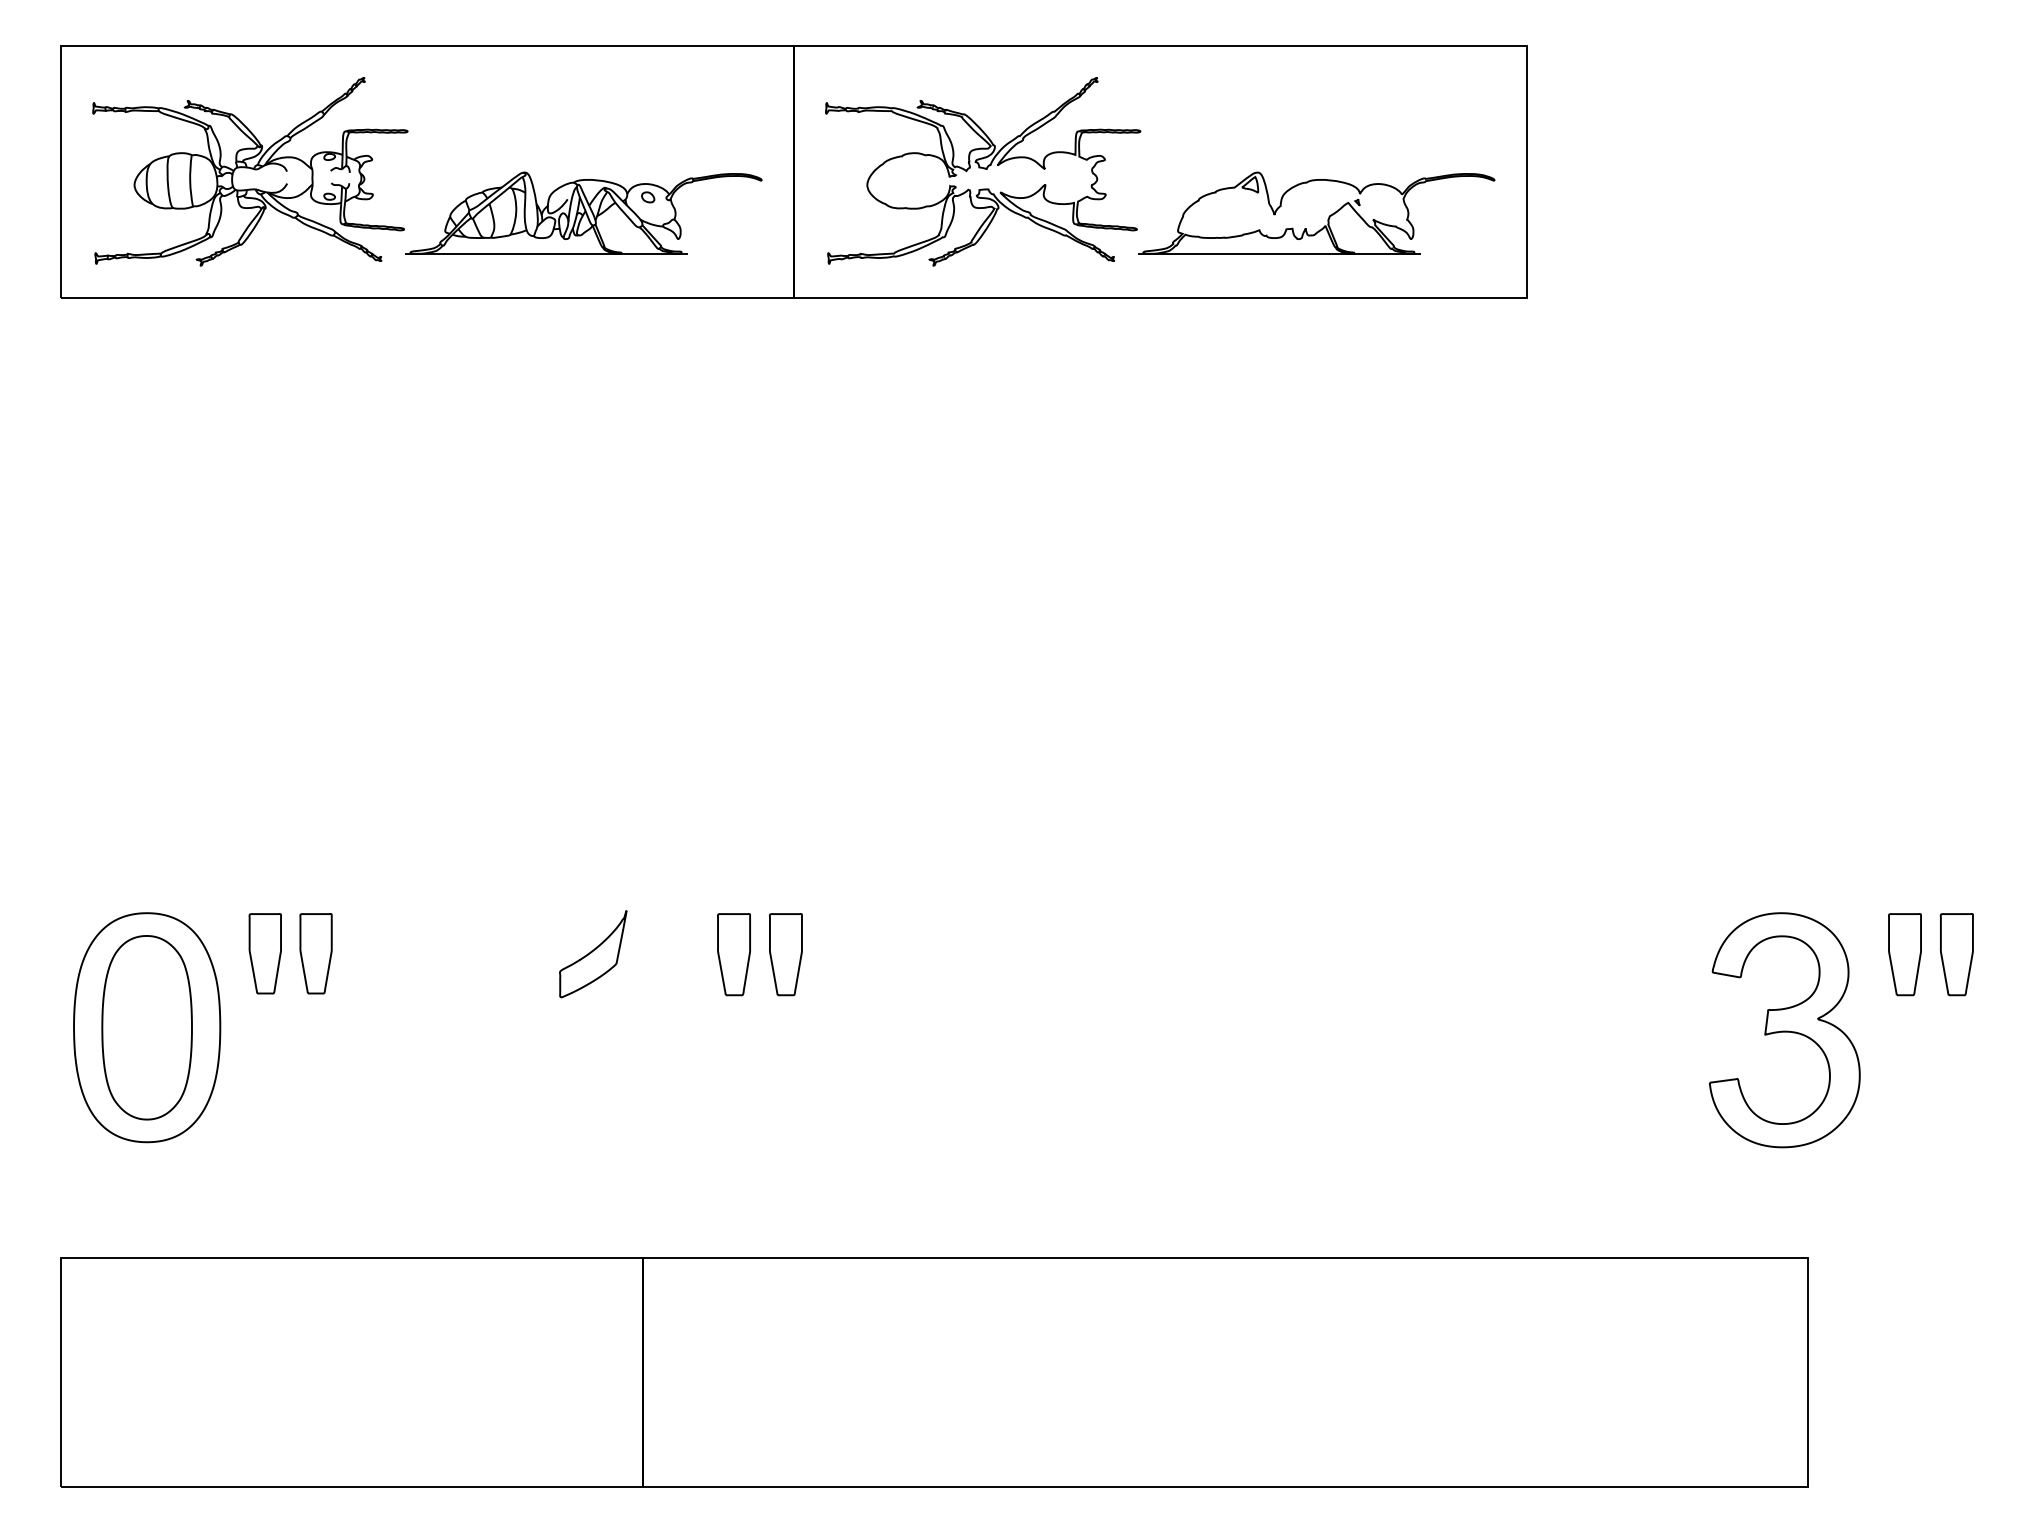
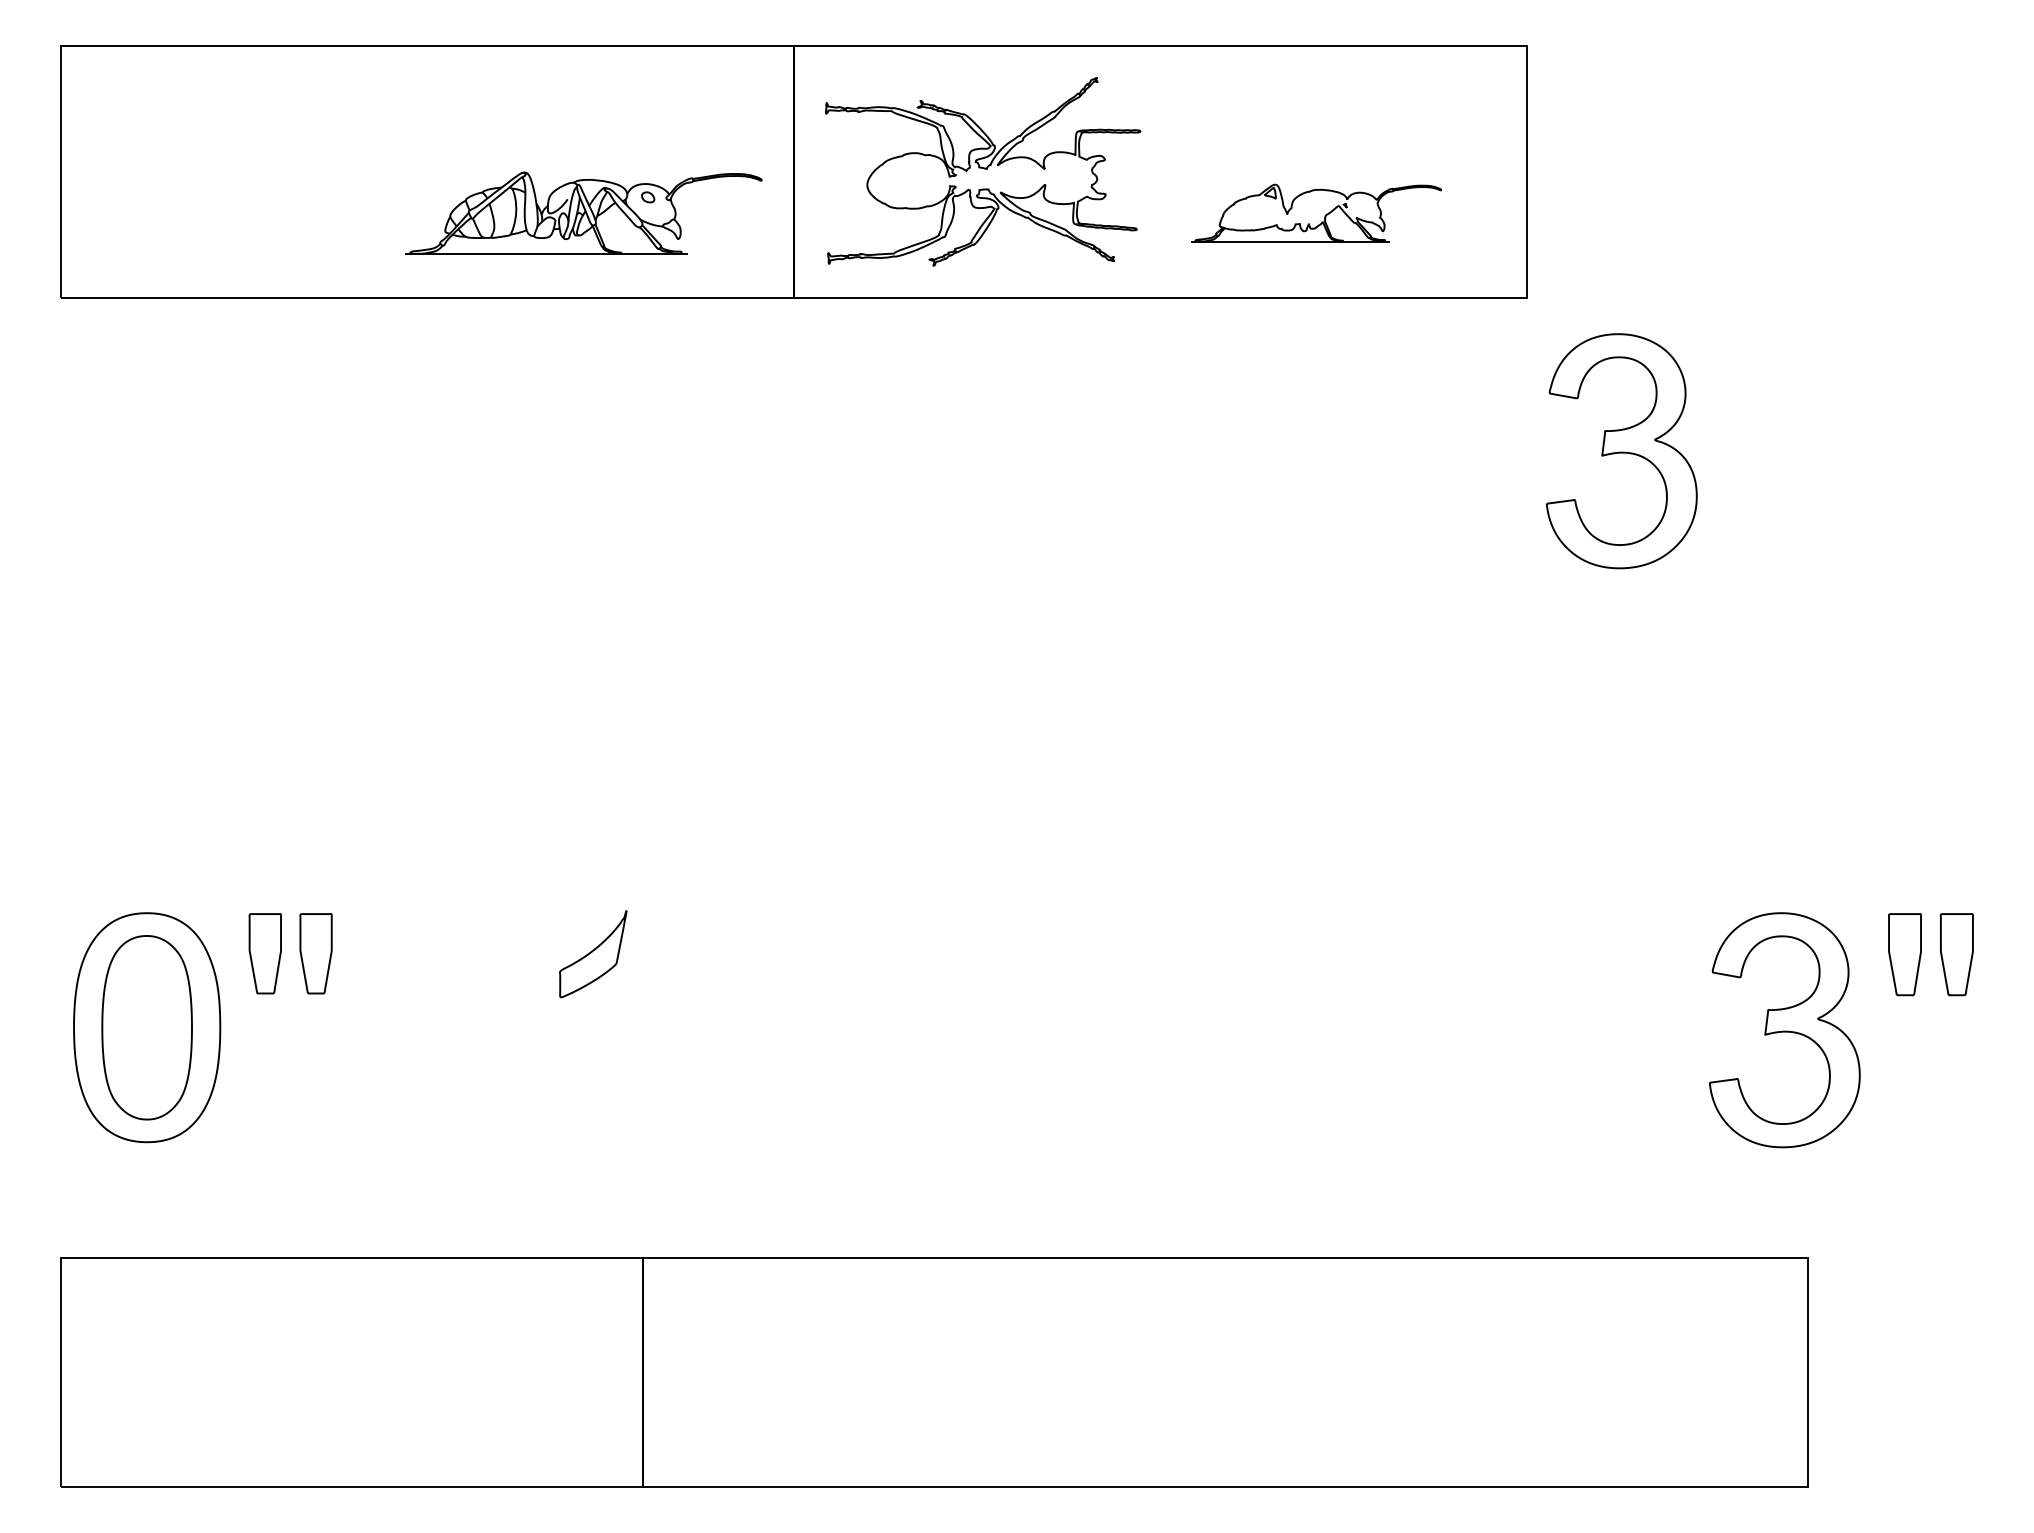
part: present -> none (250, 171)
part size: 358x84 px -> 252x60 px (1316, 212)
part: none -> present (1621, 451)
part: present -> none (733, 954)
part: present -> none (785, 954)
